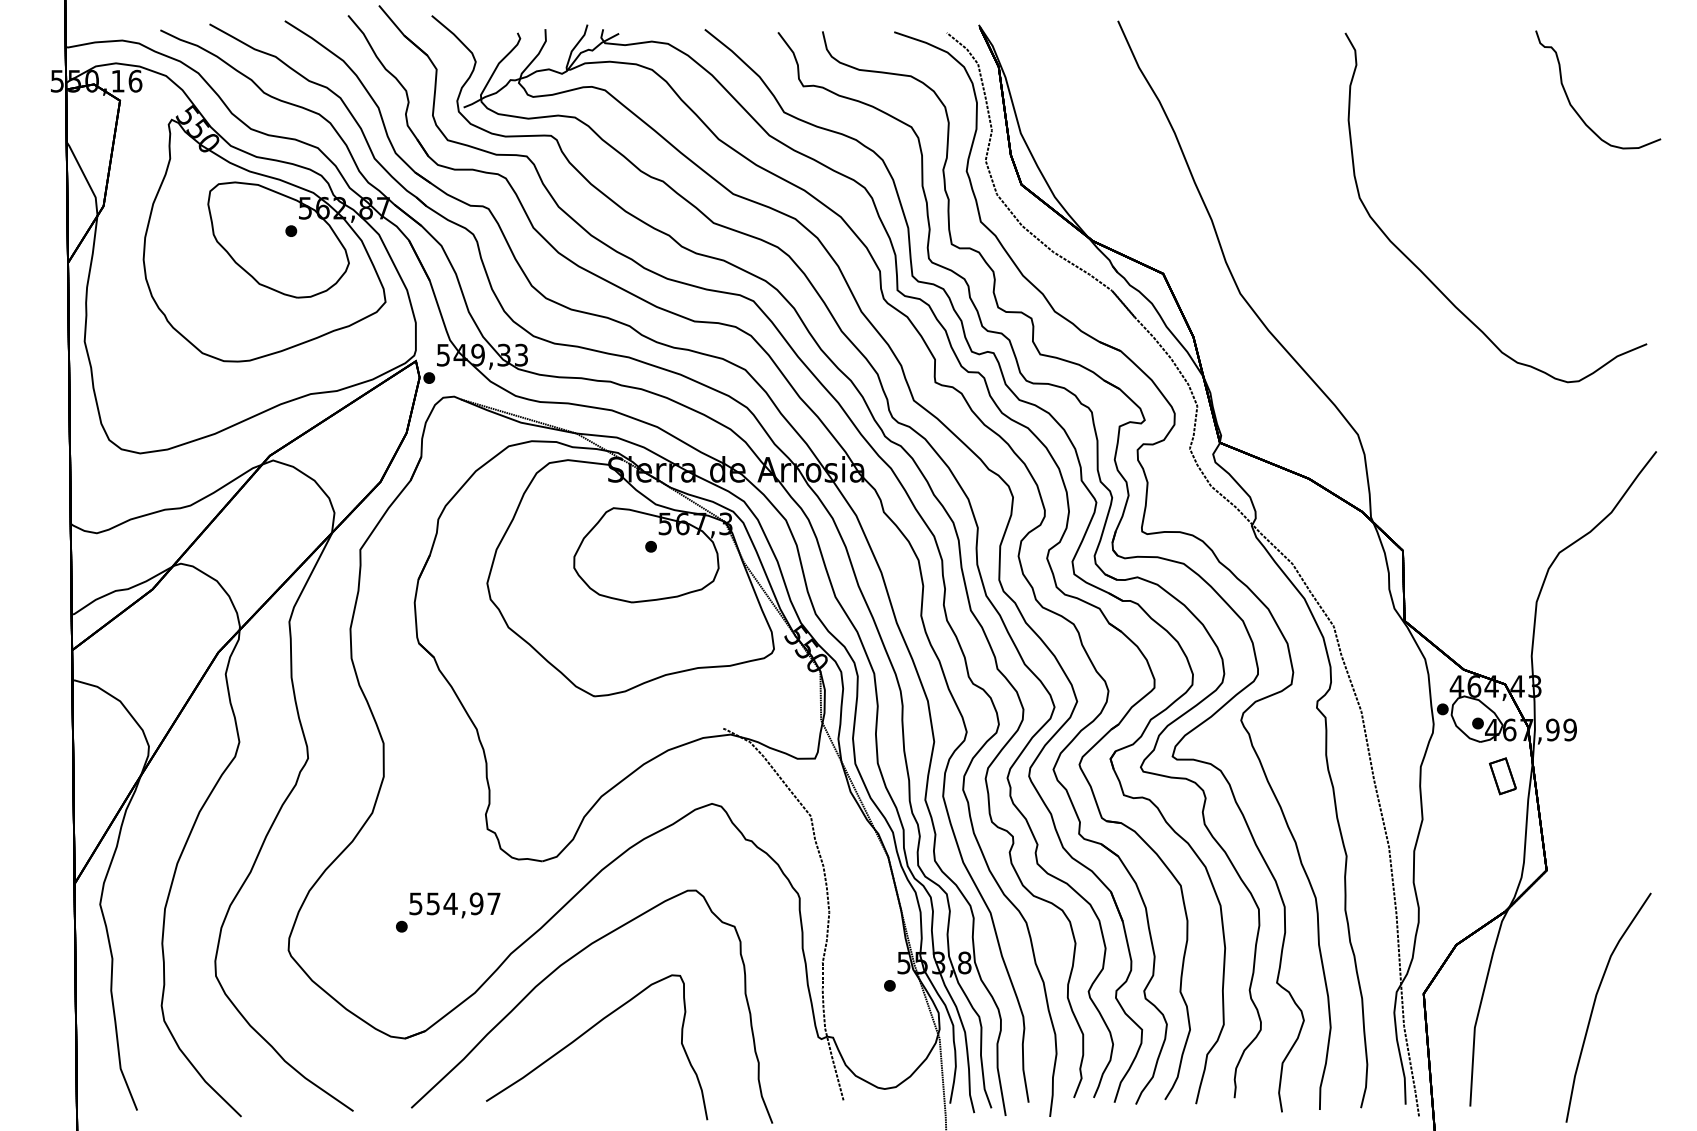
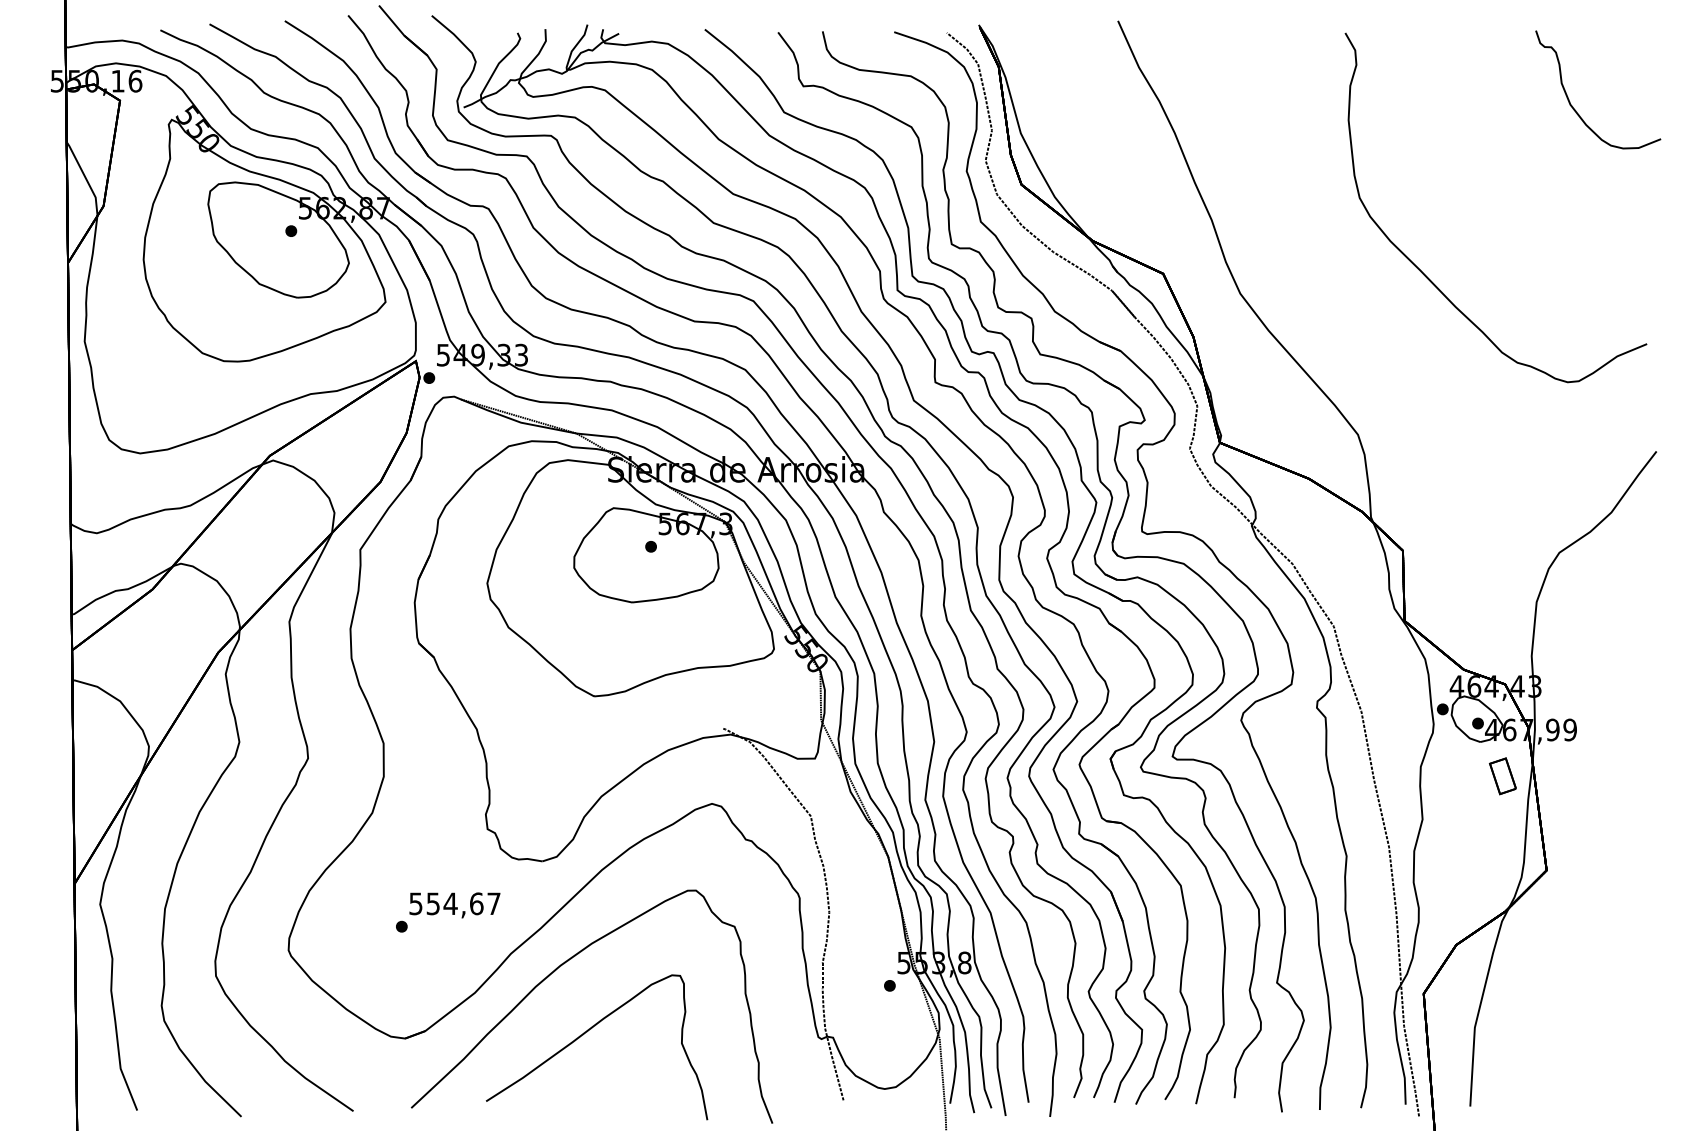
text: 554,97 -> 554,67 (476, 903)
curve: present -> none (1595, 1003)
